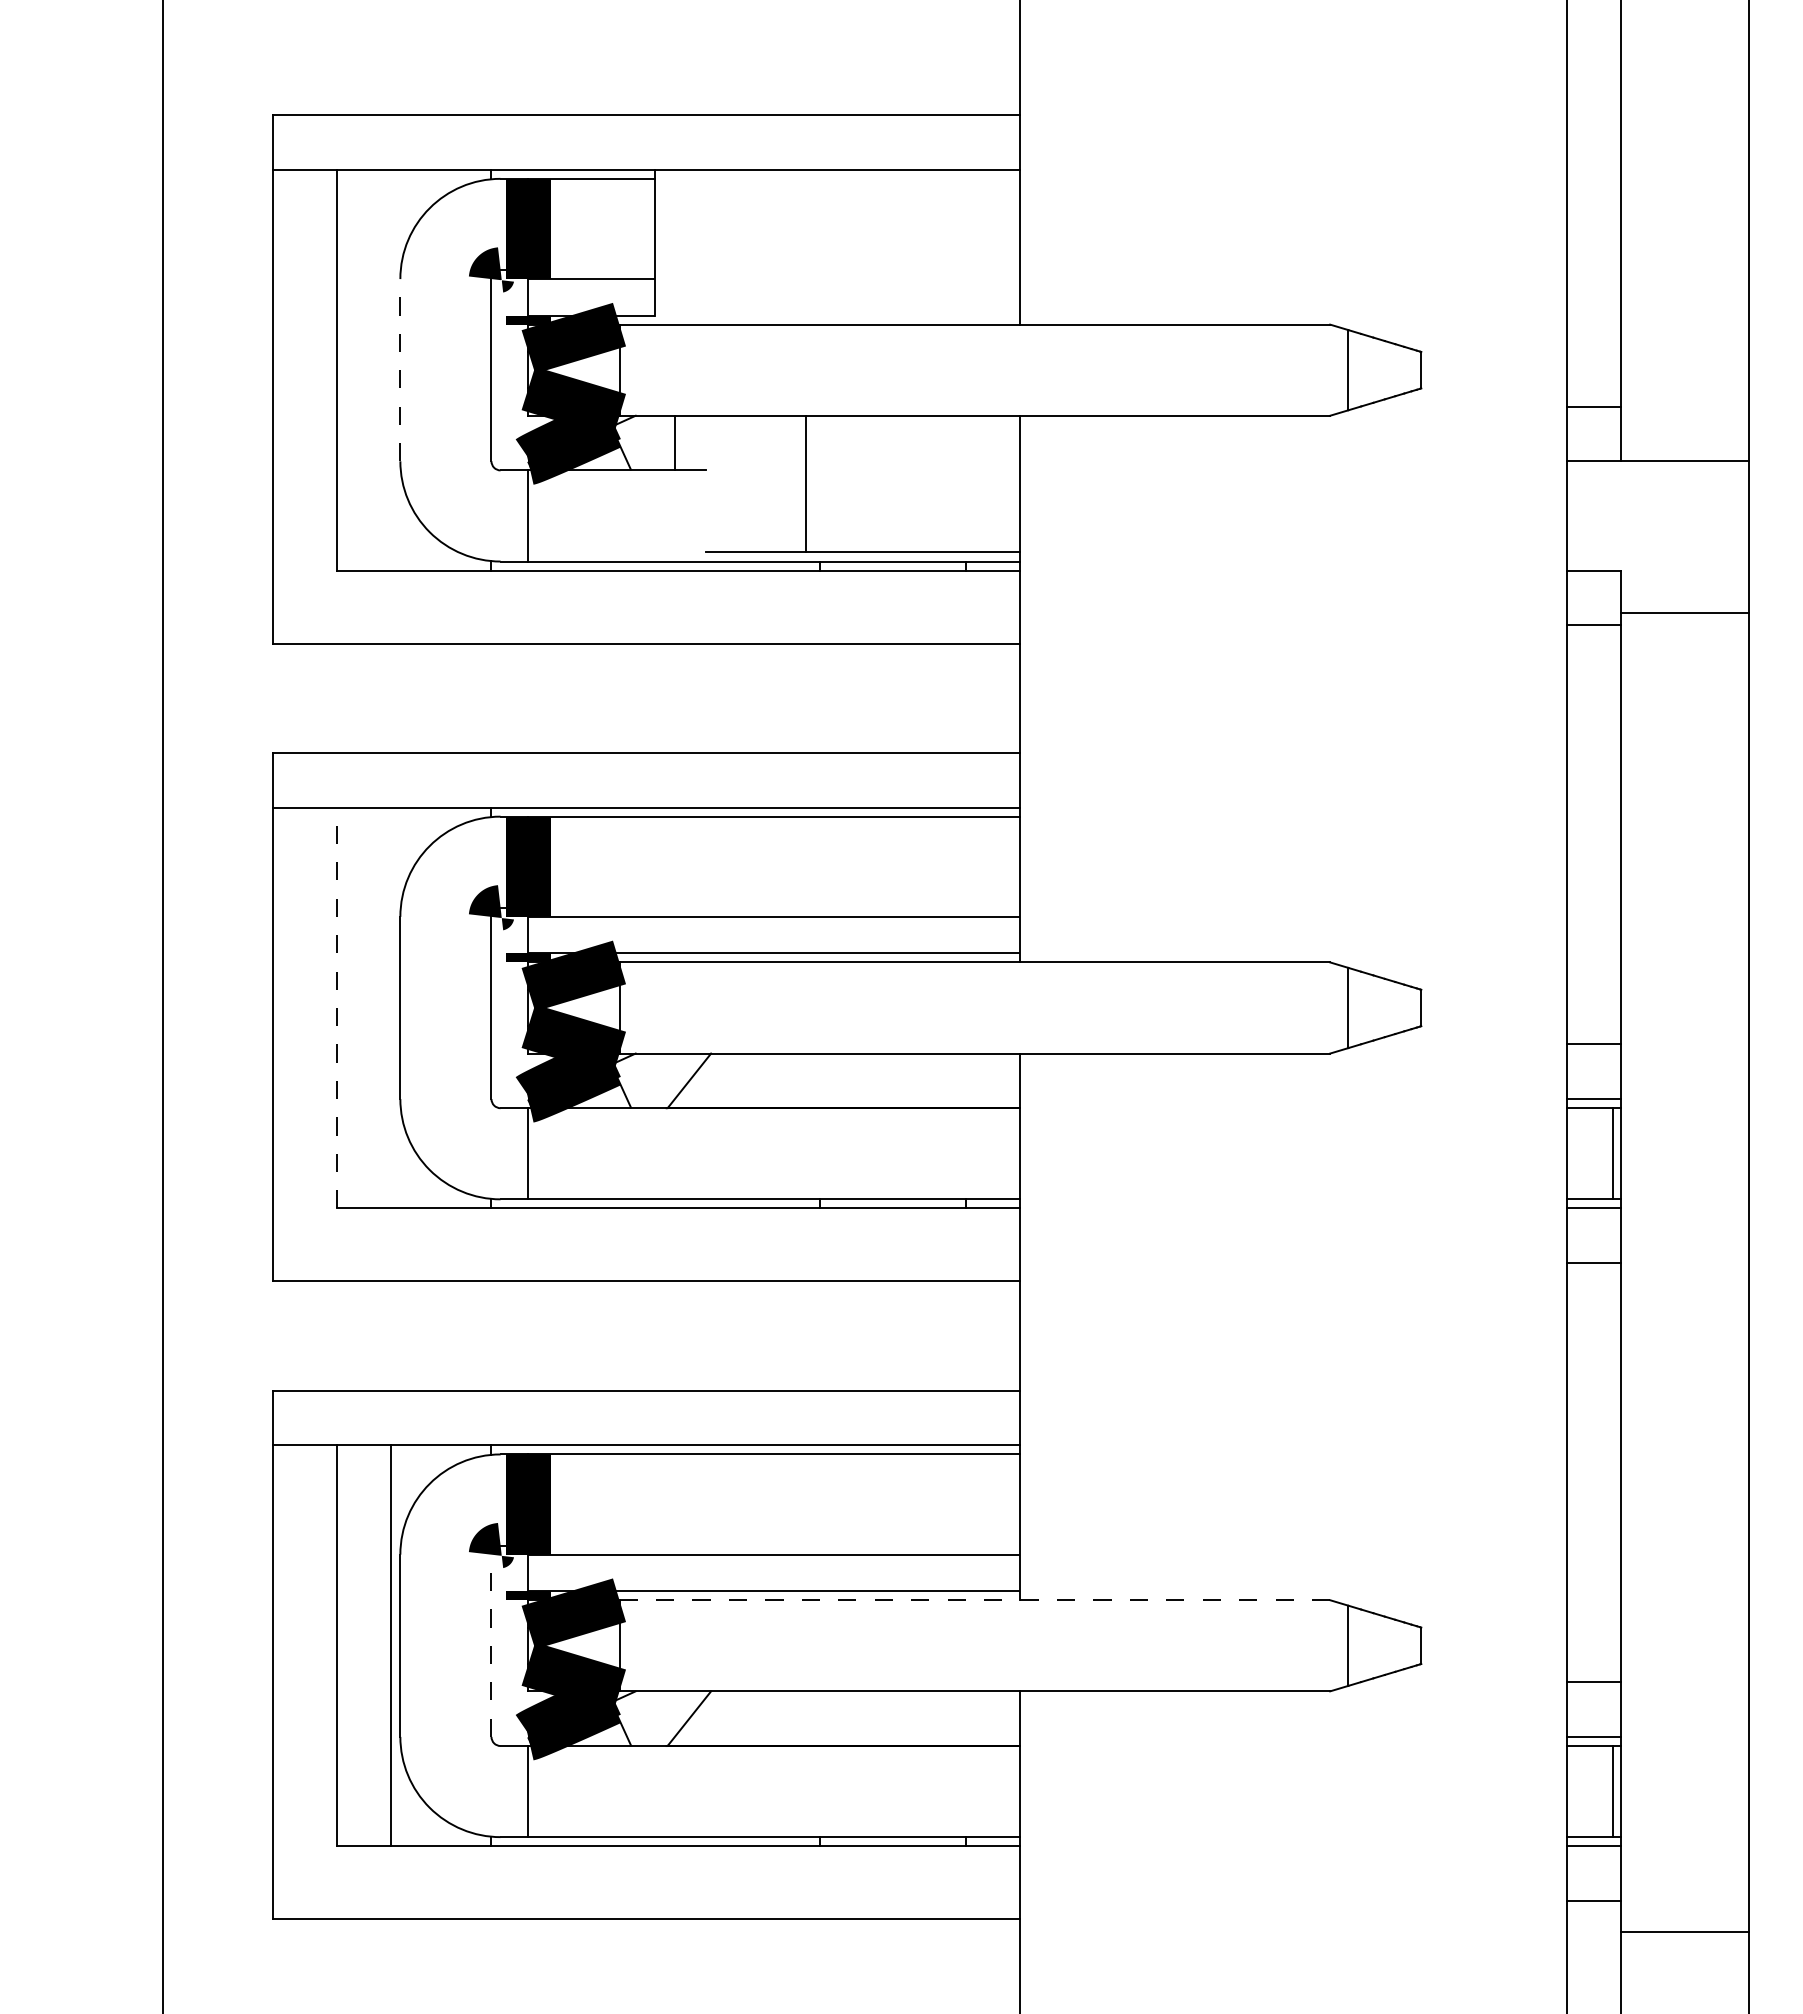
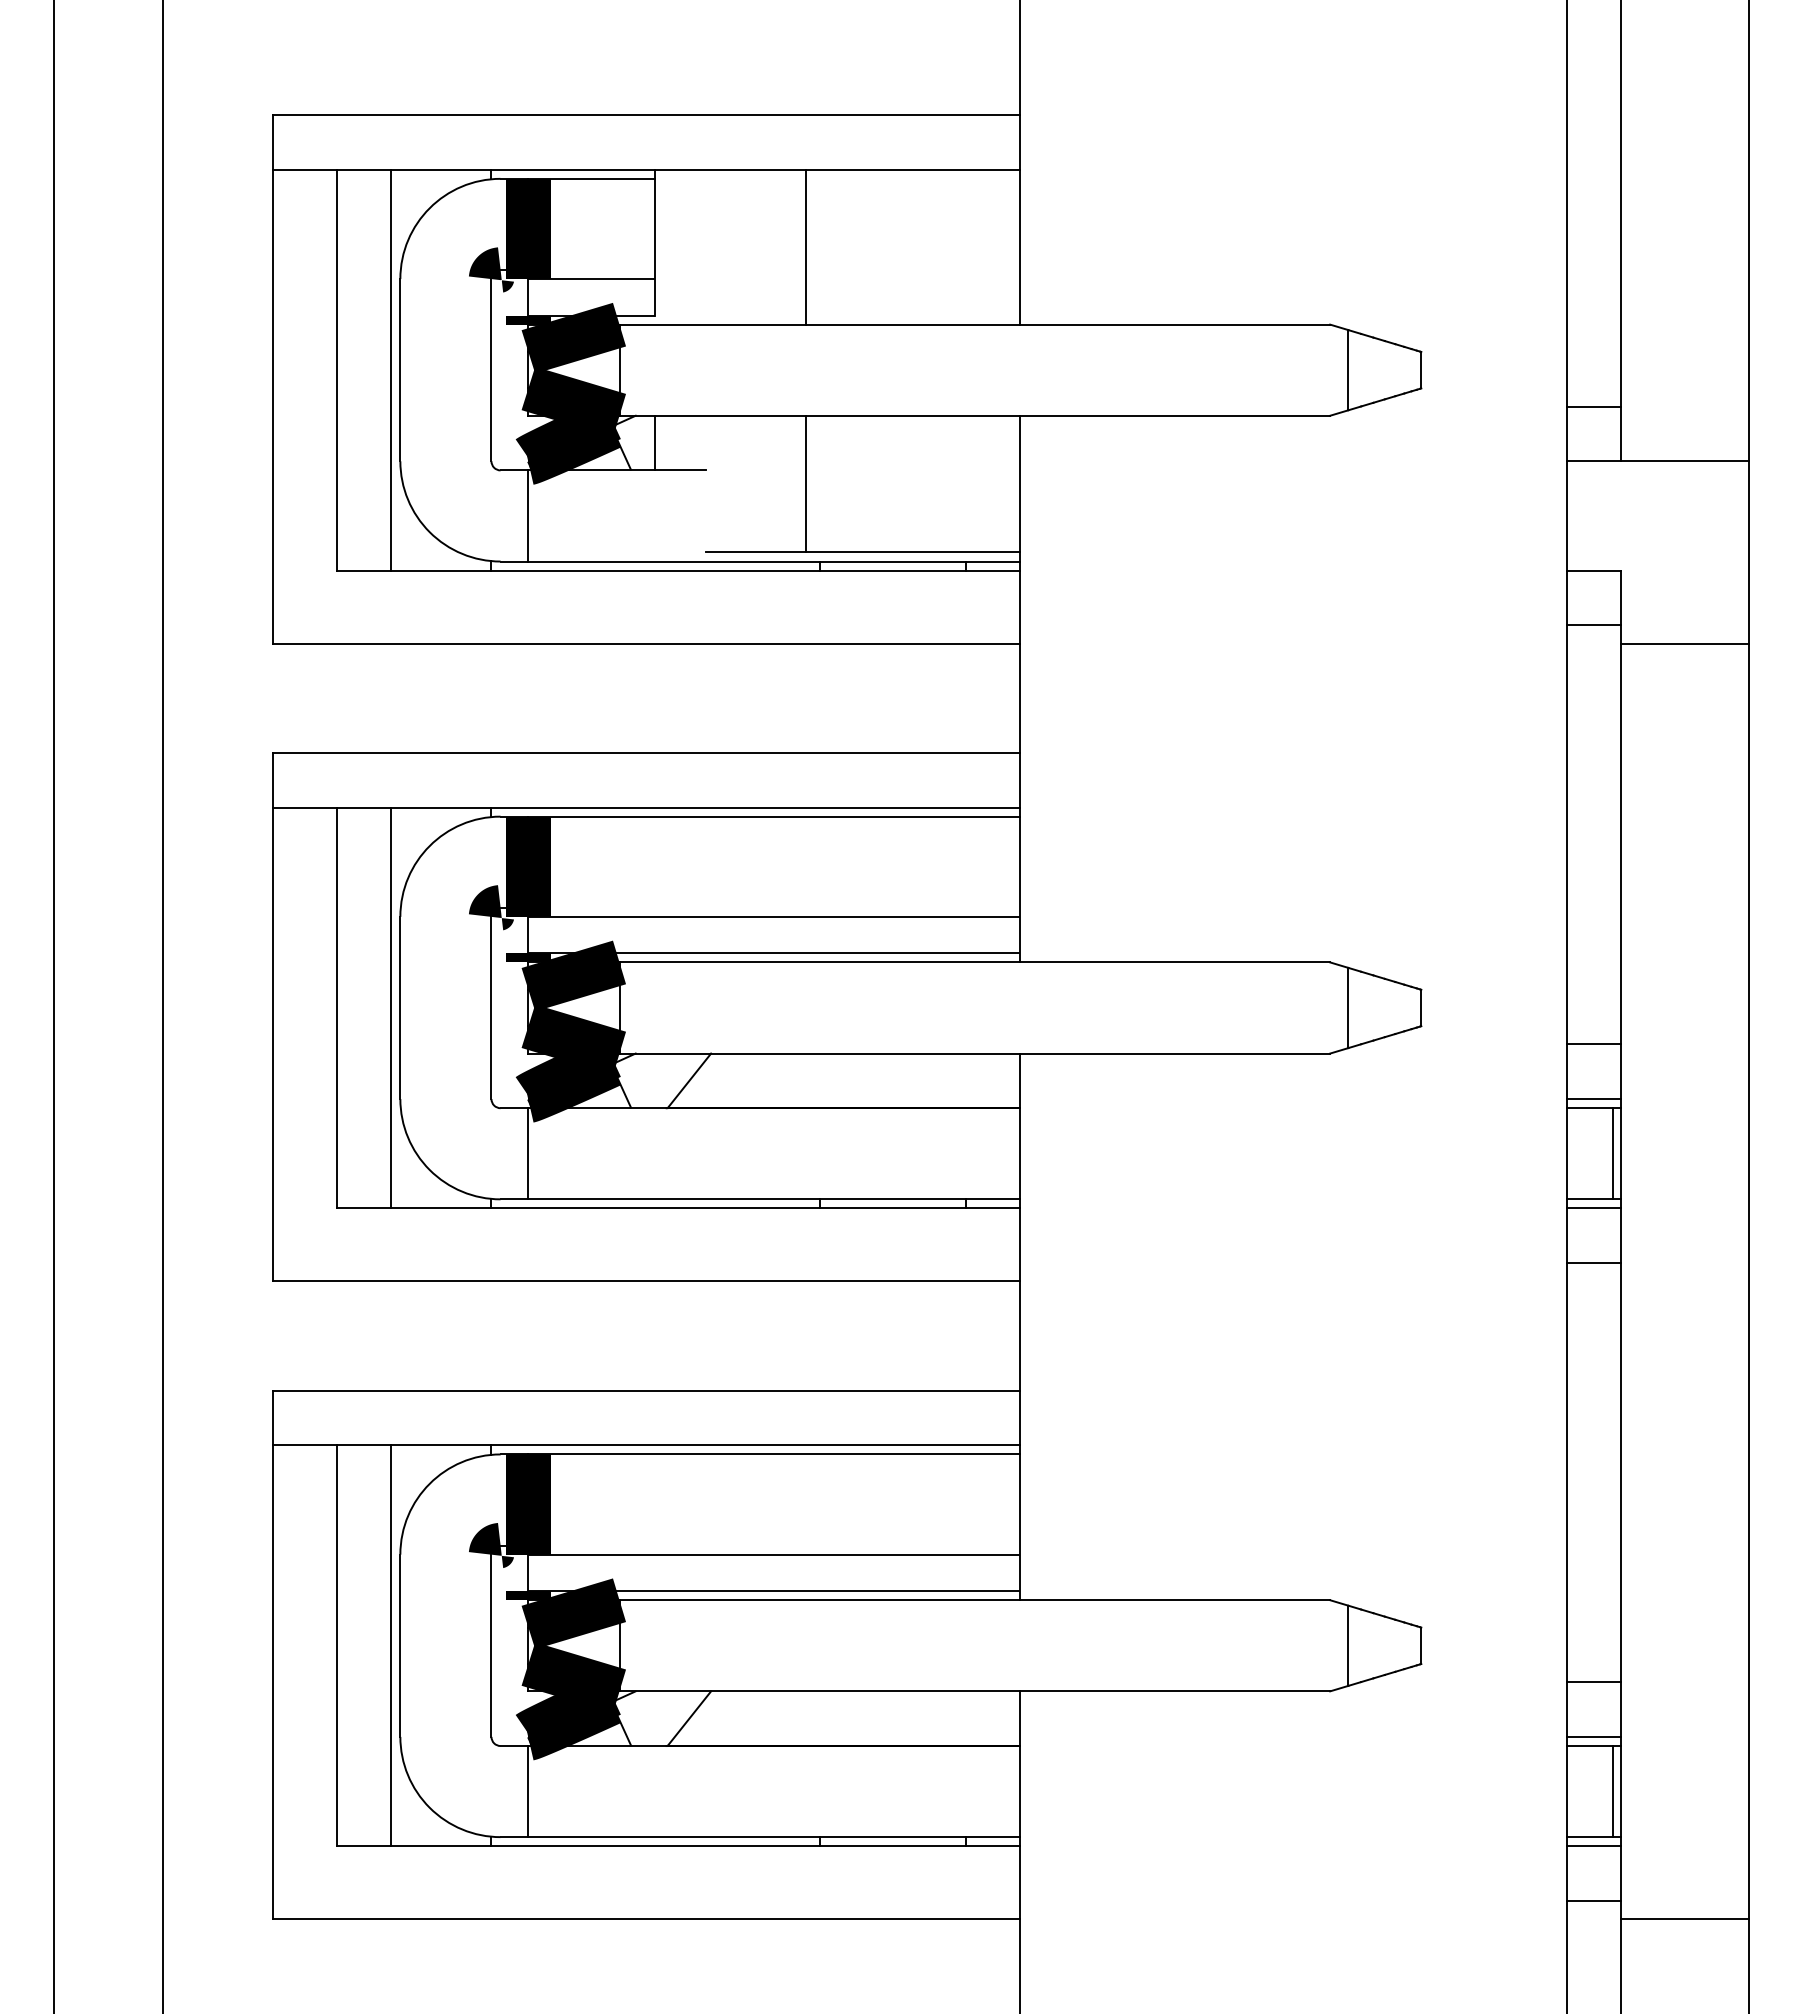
line: none -> present (805, 246)
line: none -> present (391, 369)
line: dashed -> solid (400, 369)
line position: (675, 442) -> (655, 442) (655, 442)
line position: (1684, 612) -> (1684, 643) (1684, 643)
line: none -> present (54, 1006)
line: dashed -> solid (336, 1007)
line: none -> present (391, 1007)
line: dashed -> solid (975, 1600)
line: dashed -> solid (491, 1645)
line position: (1684, 1932) -> (1684, 1919) (1684, 1919)
